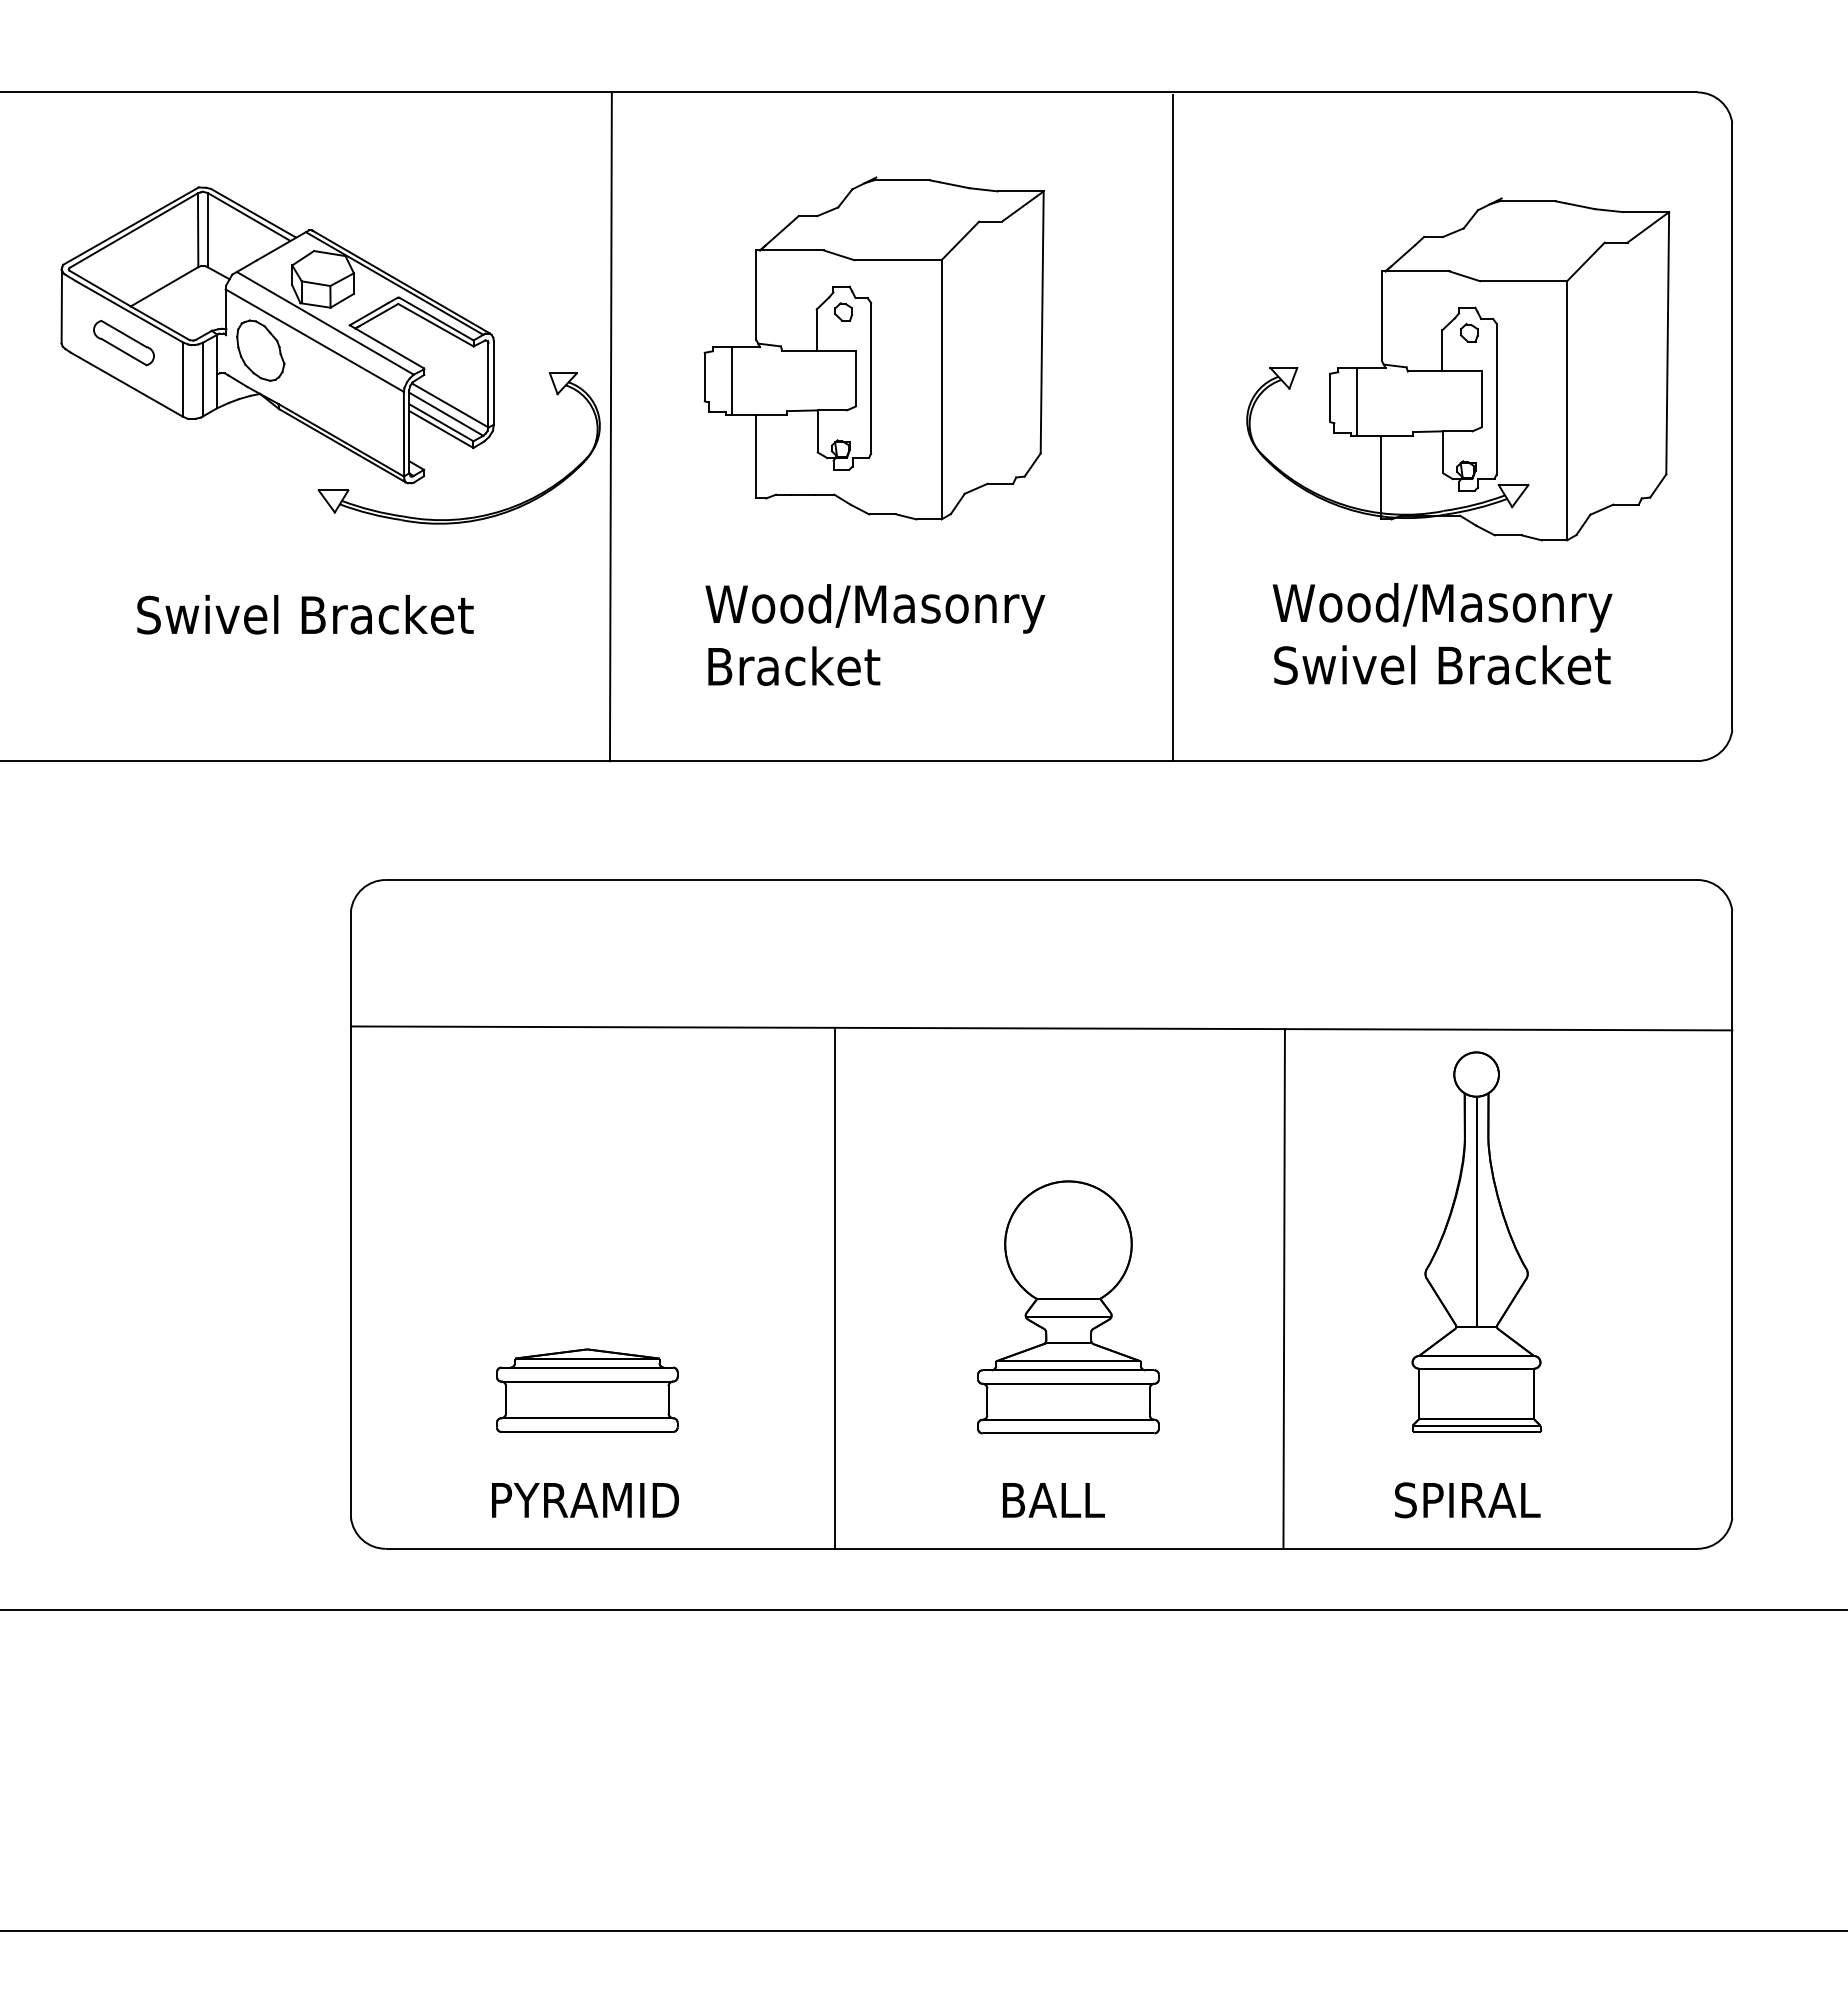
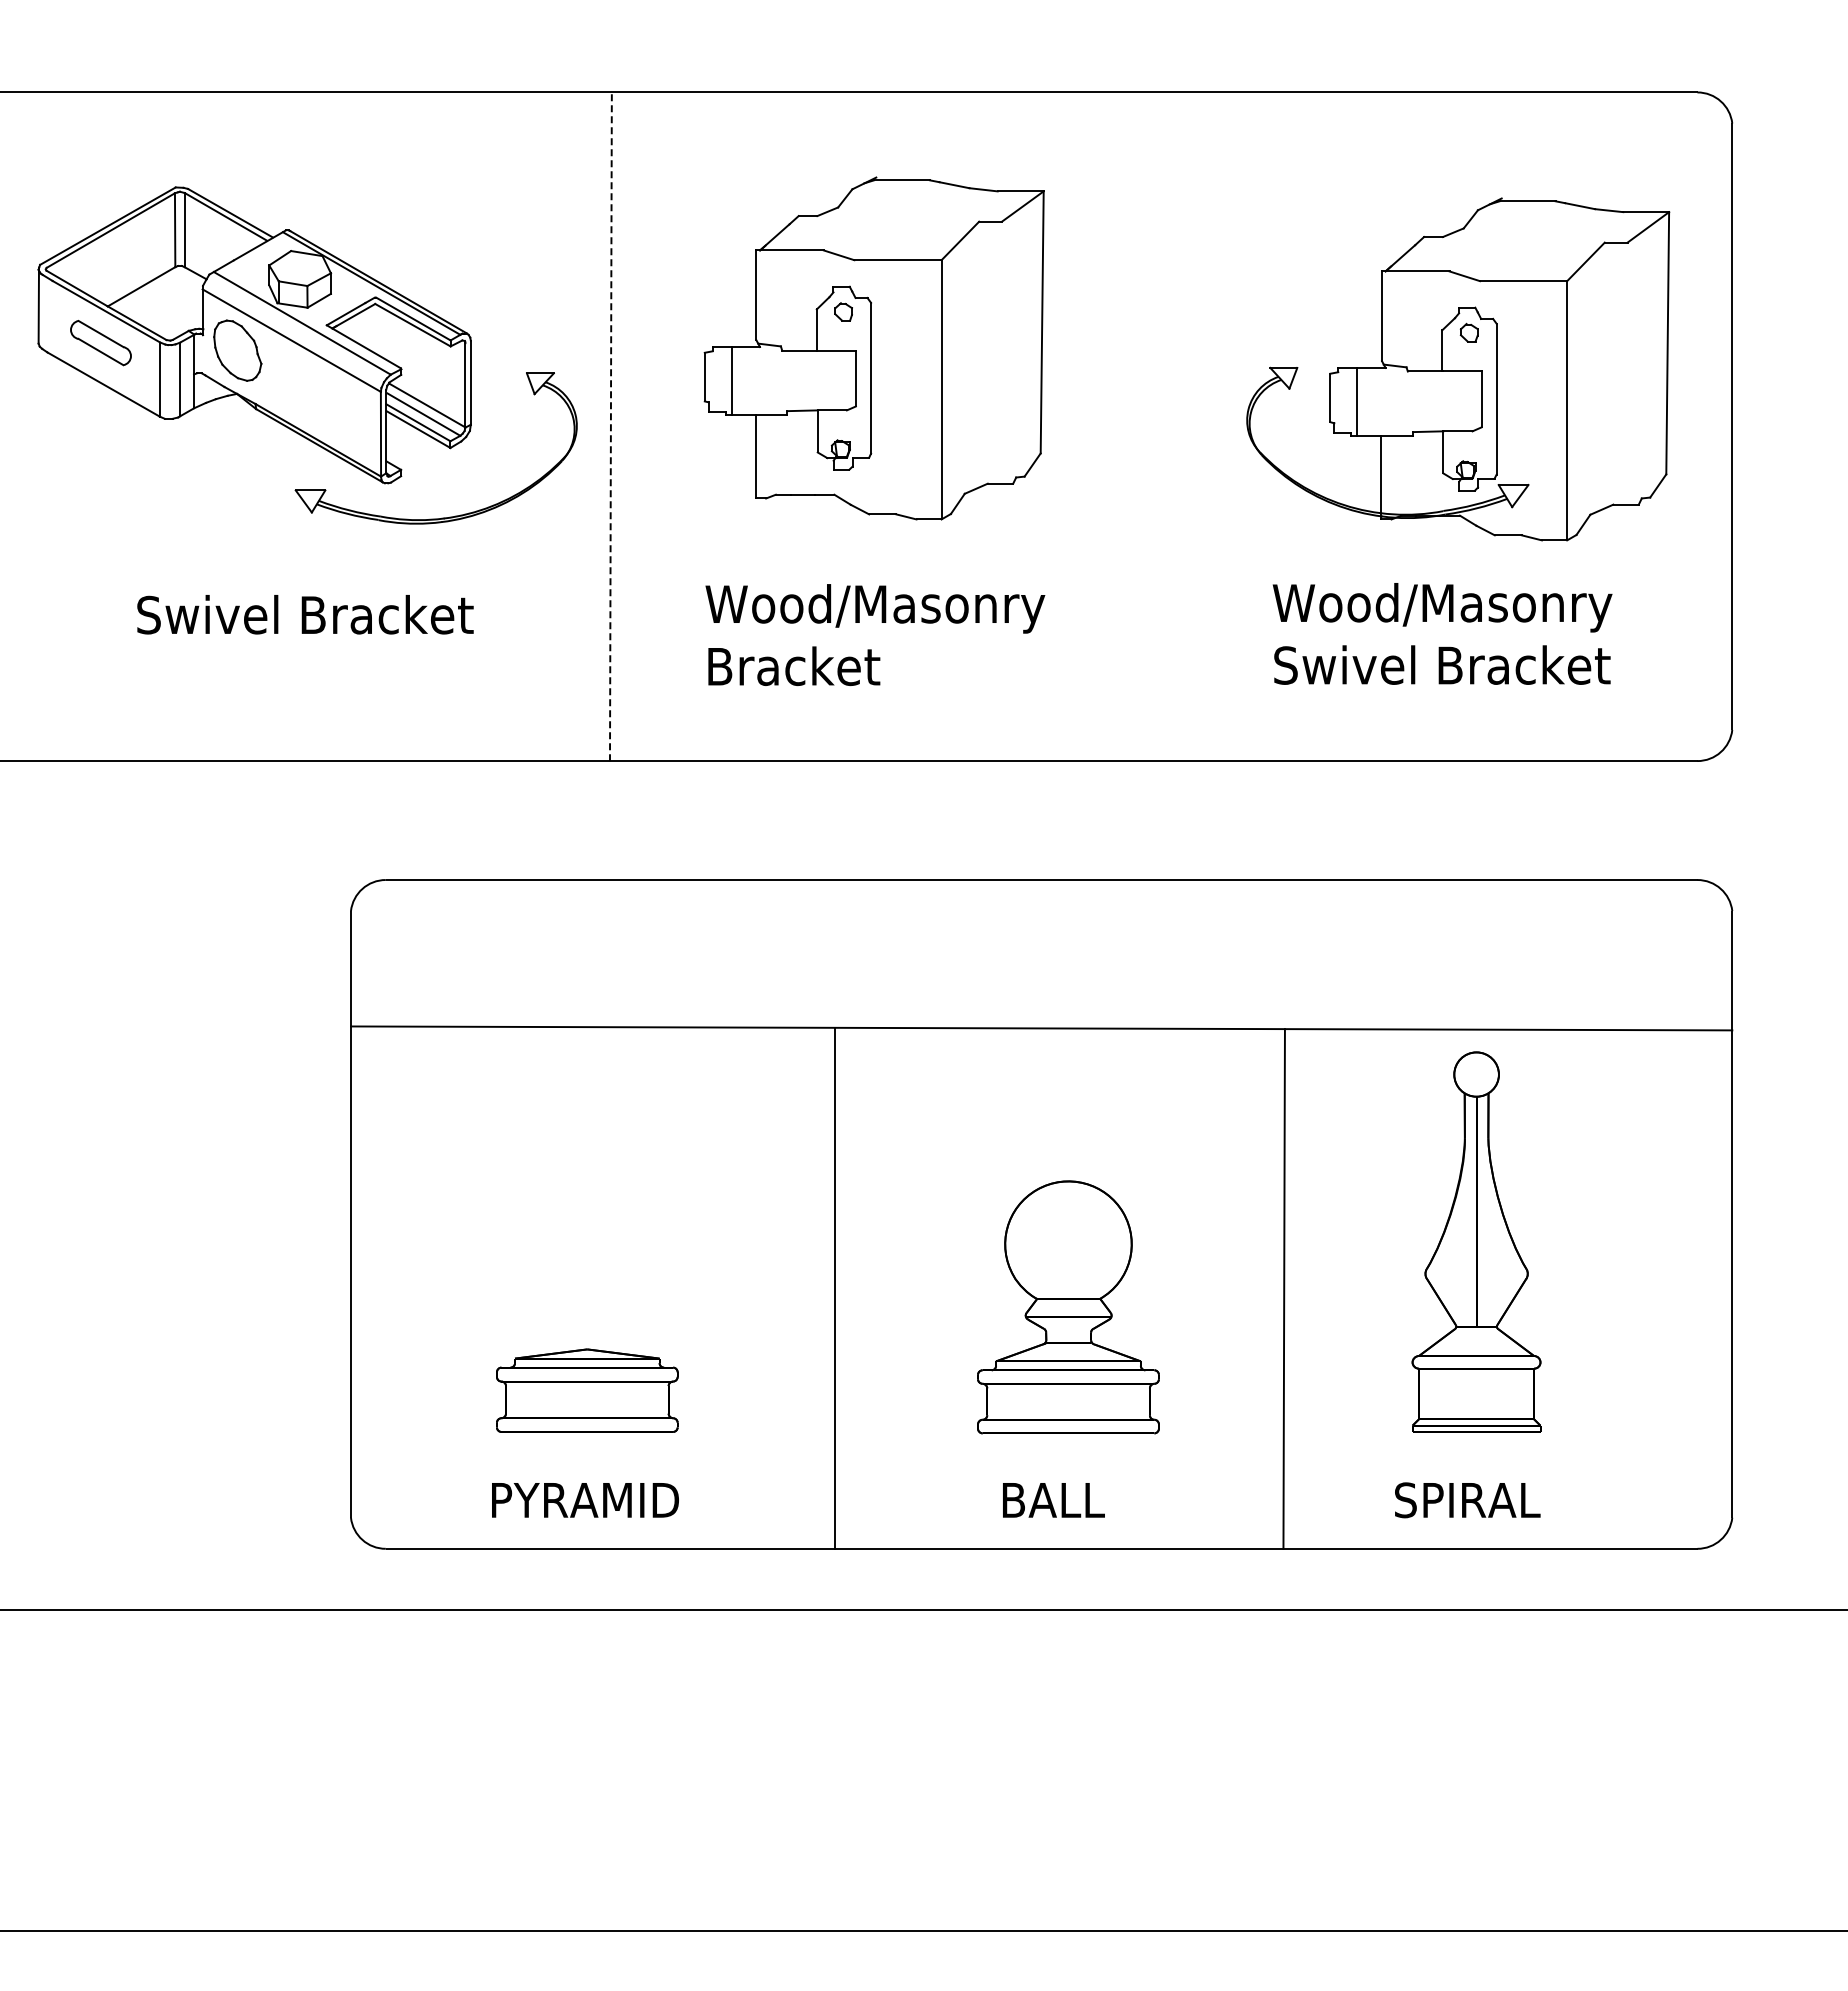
part position: (330, 355) -> (307, 355) (307, 355)
line: solid -> dashed (610, 427)
line: present -> none (1172, 428)
